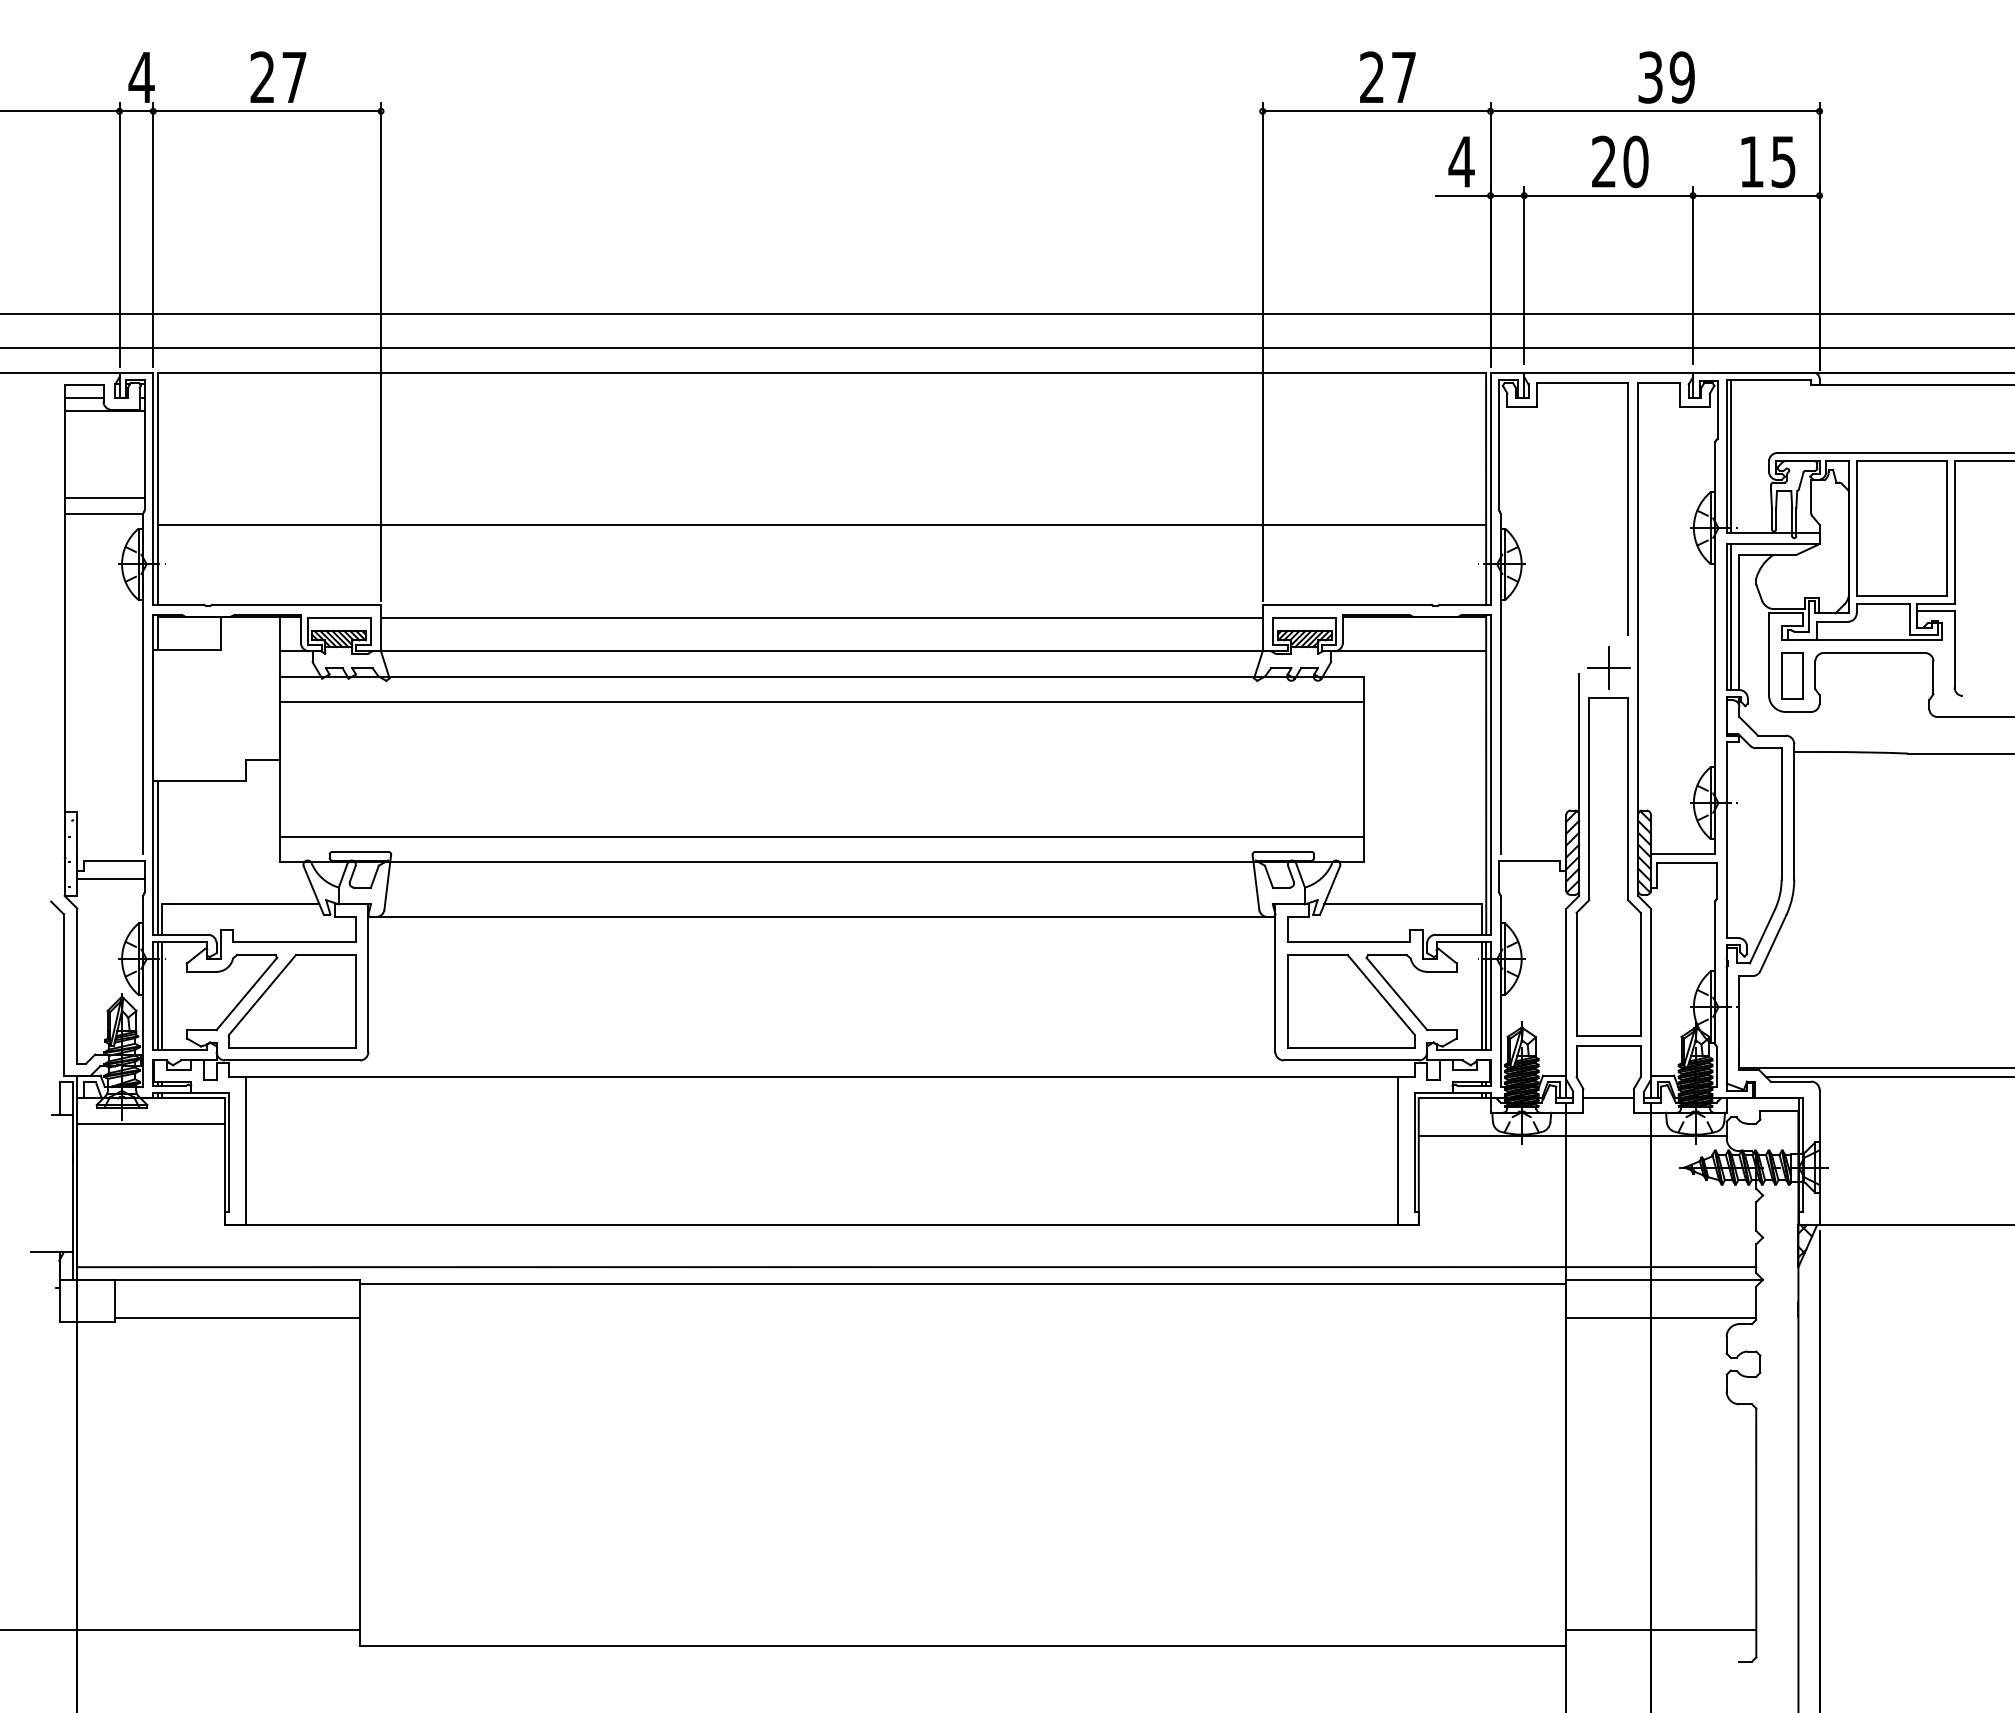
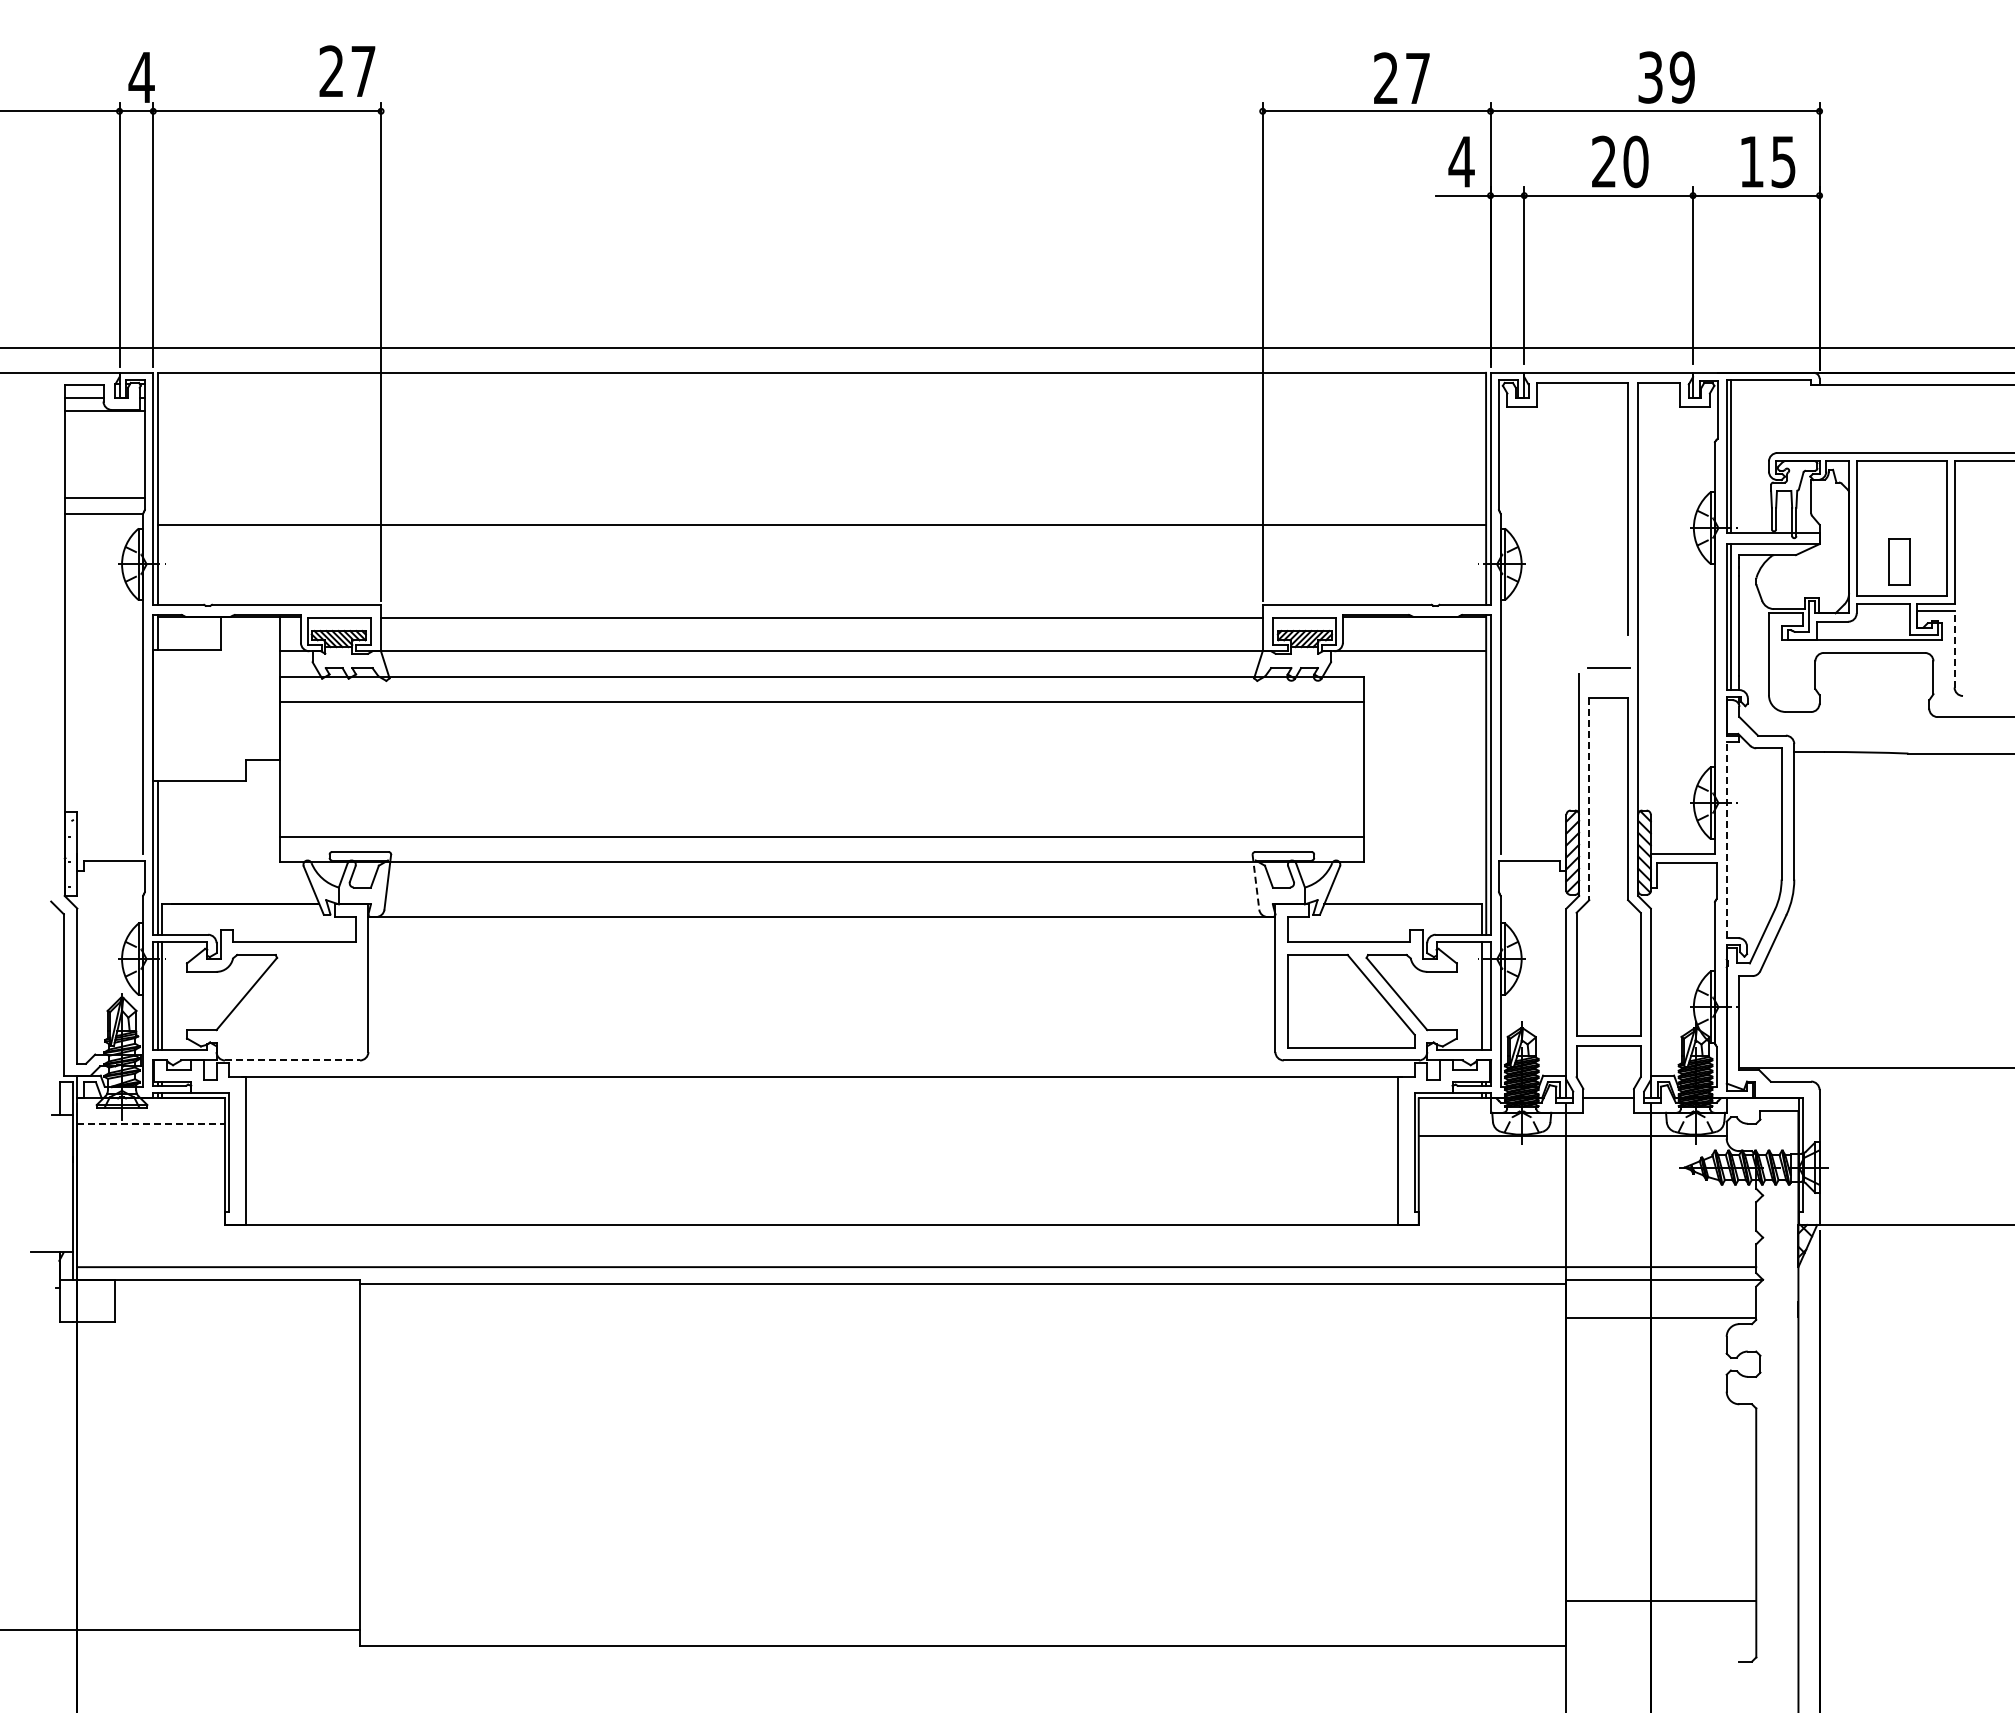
text position: (278, 76) -> (347, 70) (347, 70)
text position: (1387, 76) -> (1401, 77) (1401, 77)
line: present -> none (1006, 313)
line: solid -> dashed (1954, 648)
line: present -> none (1608, 668)
part position: (1792, 675) -> (1899, 561) (1899, 561)
line: solid -> dashed (1589, 799)
line: solid -> dashed (1726, 840)
line: present -> none (110, 879)
line: solid -> dashed (1255, 882)
line: present -> none (1486, 996)
part: present -> none (292, 1001)
line: solid -> dashed (292, 1060)
line: present -> none (1888, 1077)
line: solid -> dashed (151, 1123)
line: present -> none (237, 1317)
line position: (1661, 1629) -> (1661, 1600) (1661, 1600)
